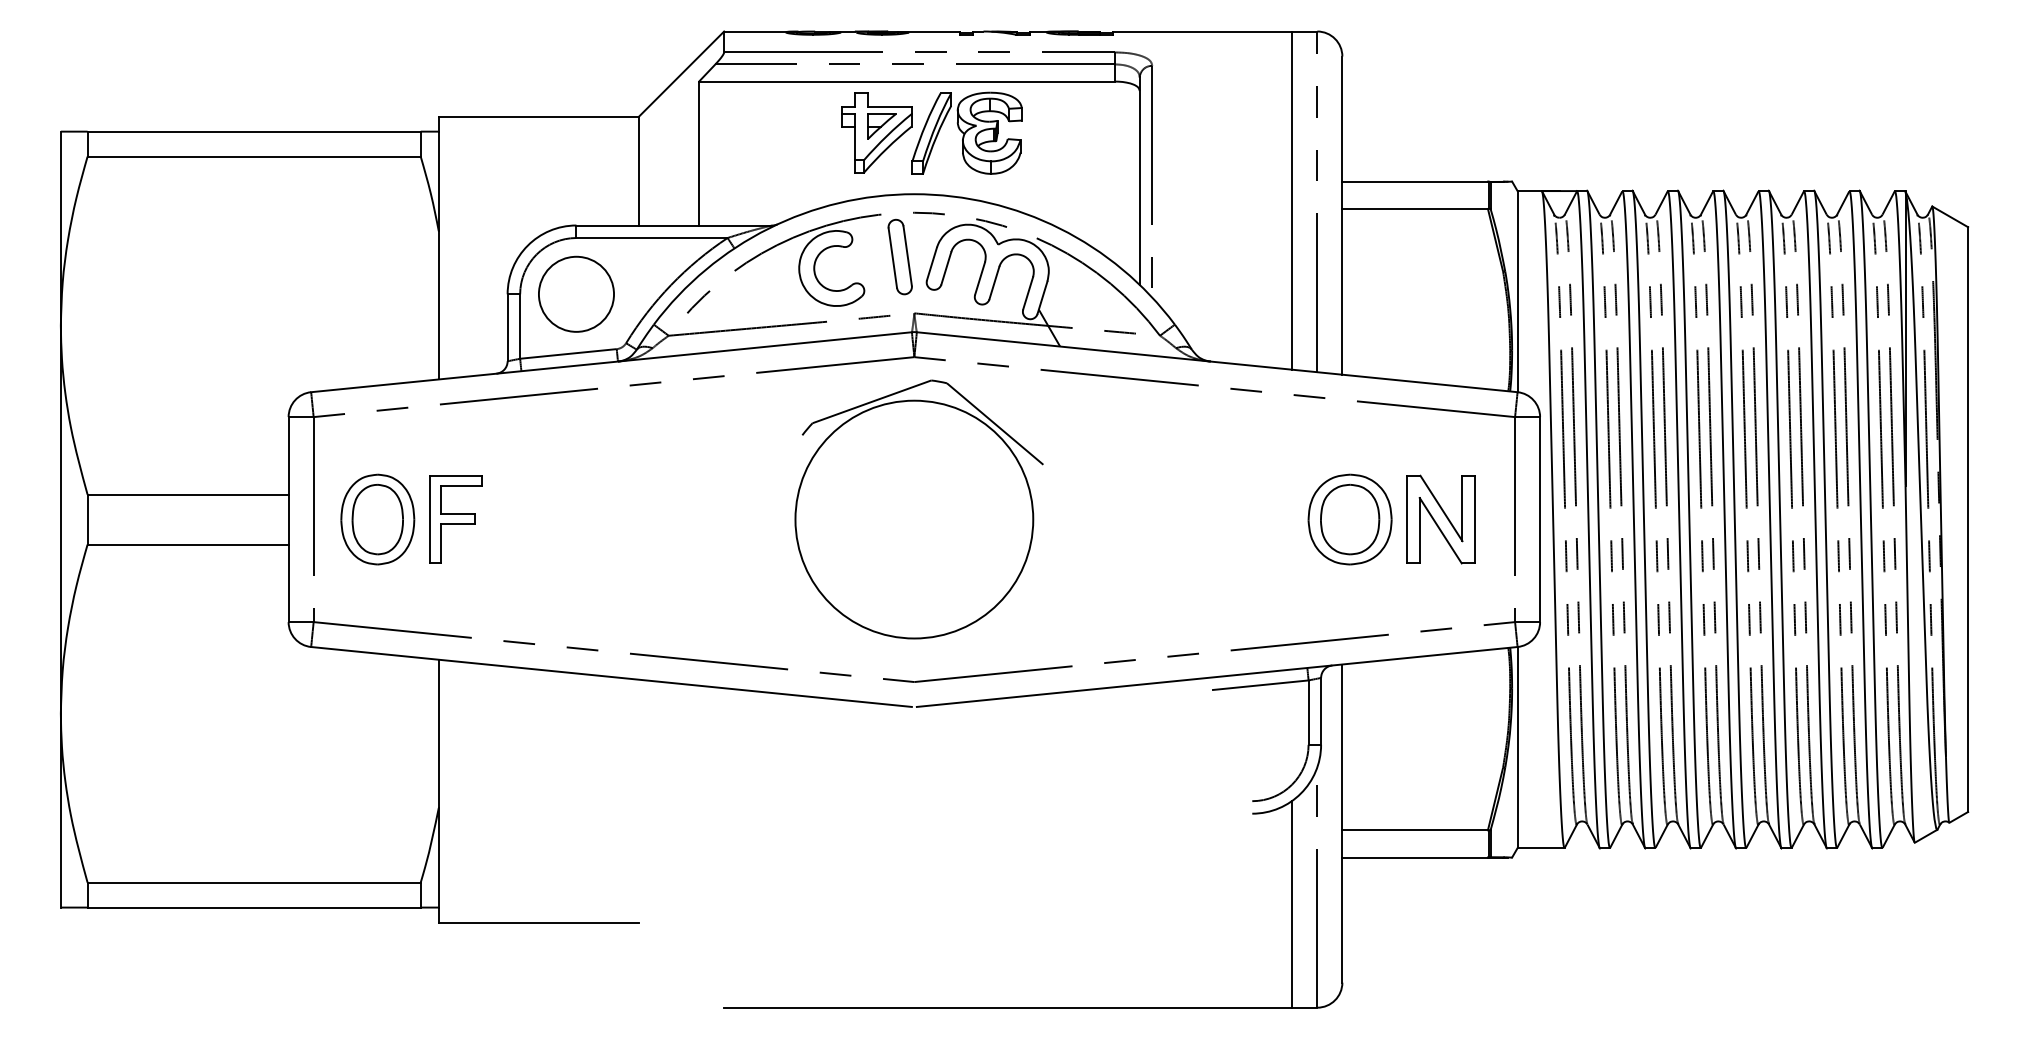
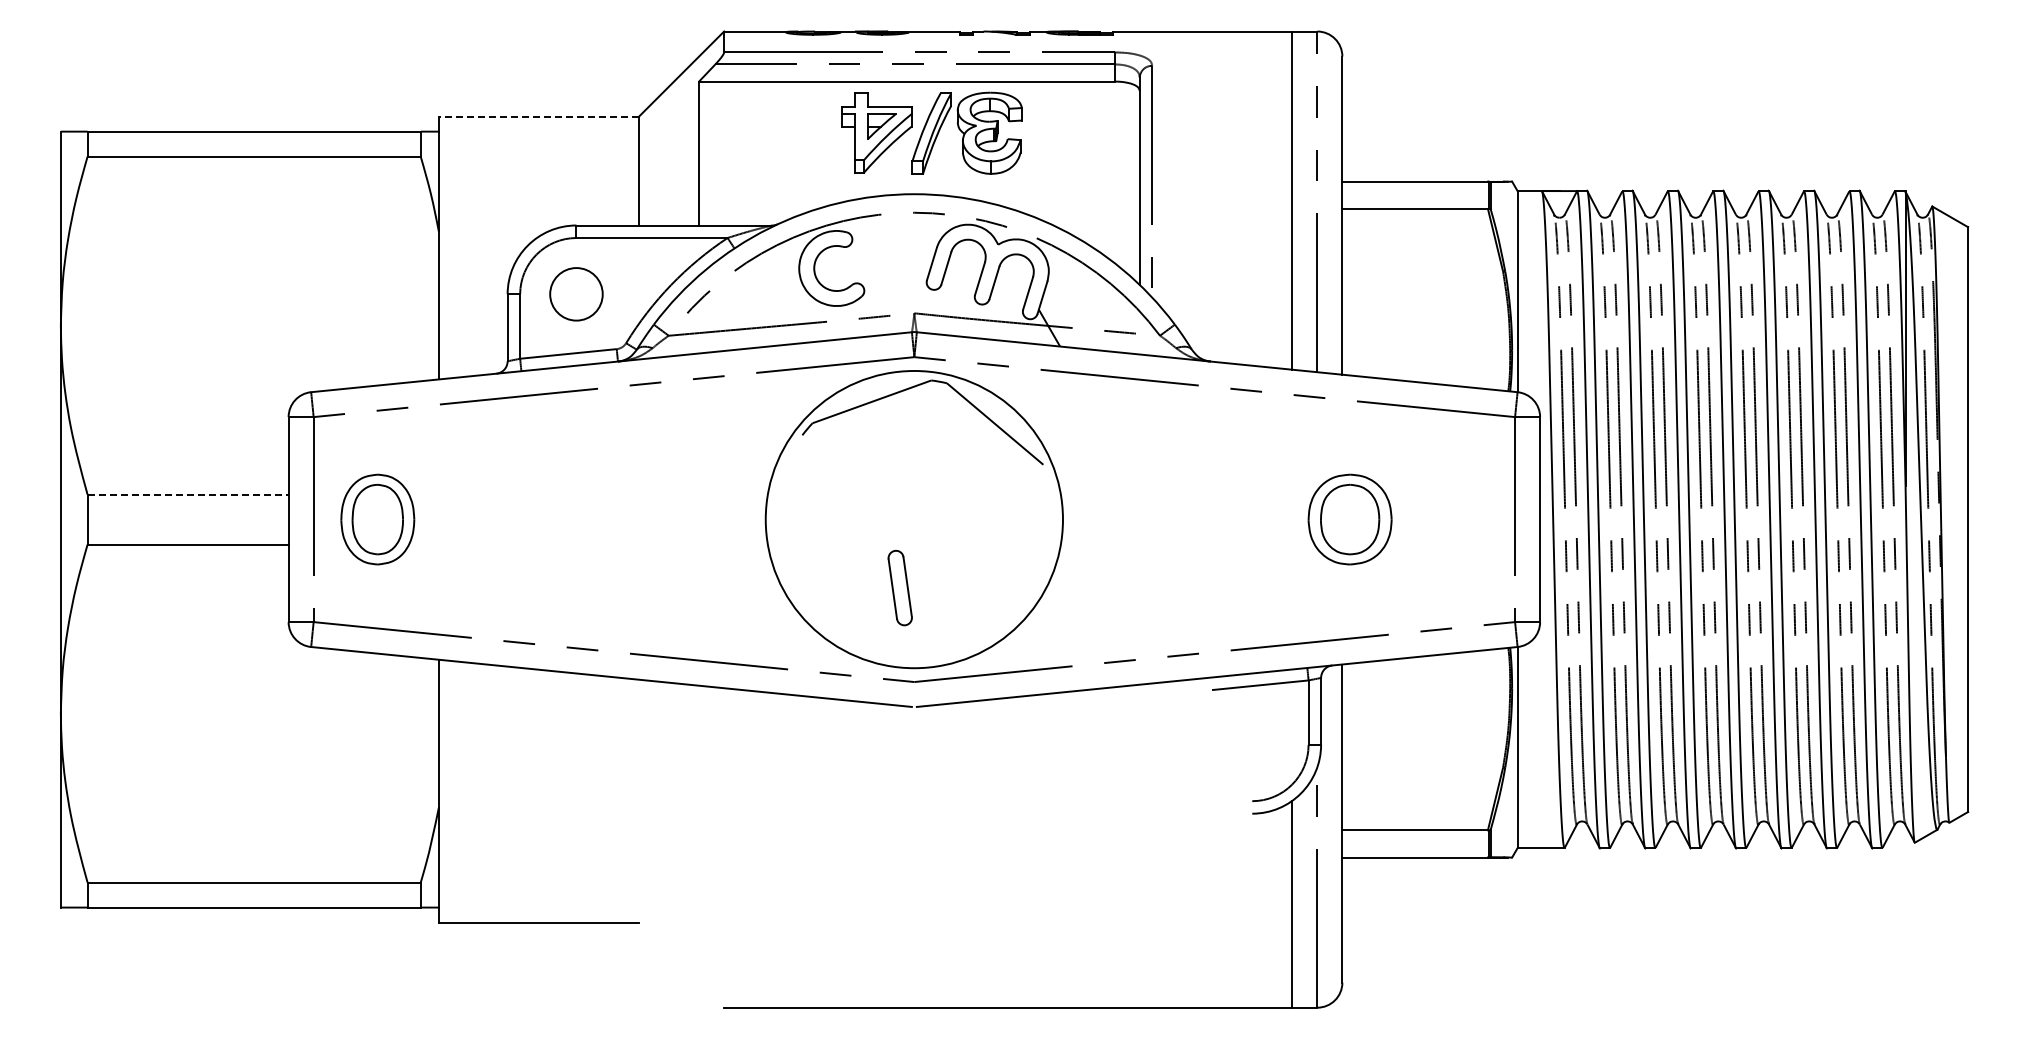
line: solid -> dashed (538, 116)
part position: (899, 256) -> (899, 587) (899, 587)
circle diameter: 75 px -> 53 px (576, 294)
line: solid -> dashed (188, 494)
part: present -> none (455, 519)
circle diameter: 238 px -> 297 px (913, 519)
part: present -> none (1440, 519)
